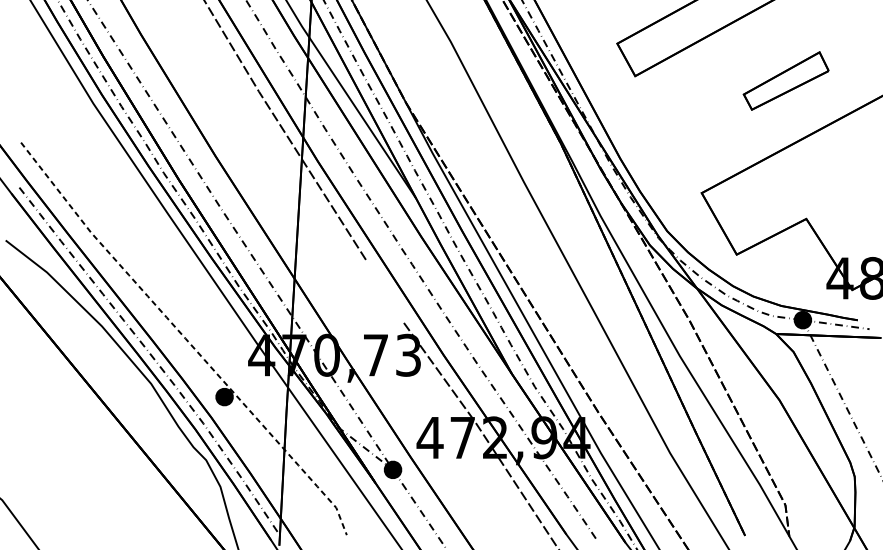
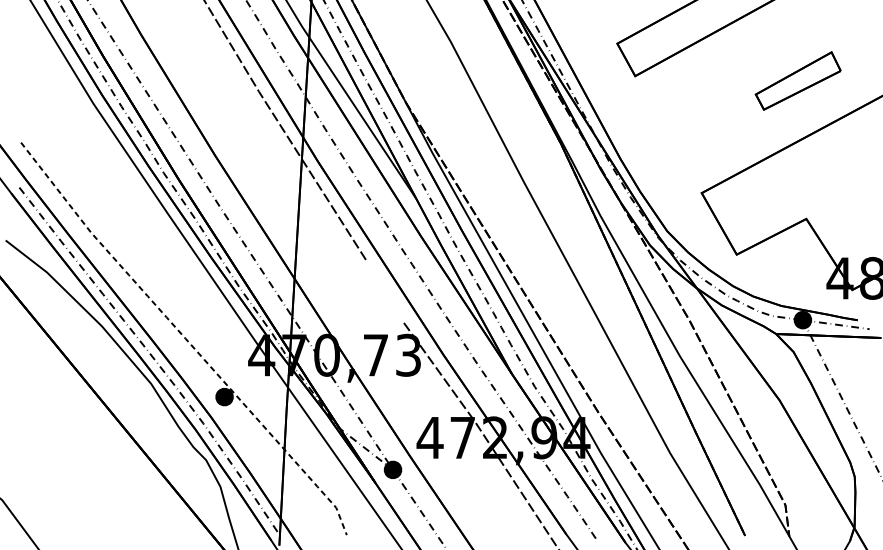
part position: (785, 80) -> (797, 80) (797, 80)
